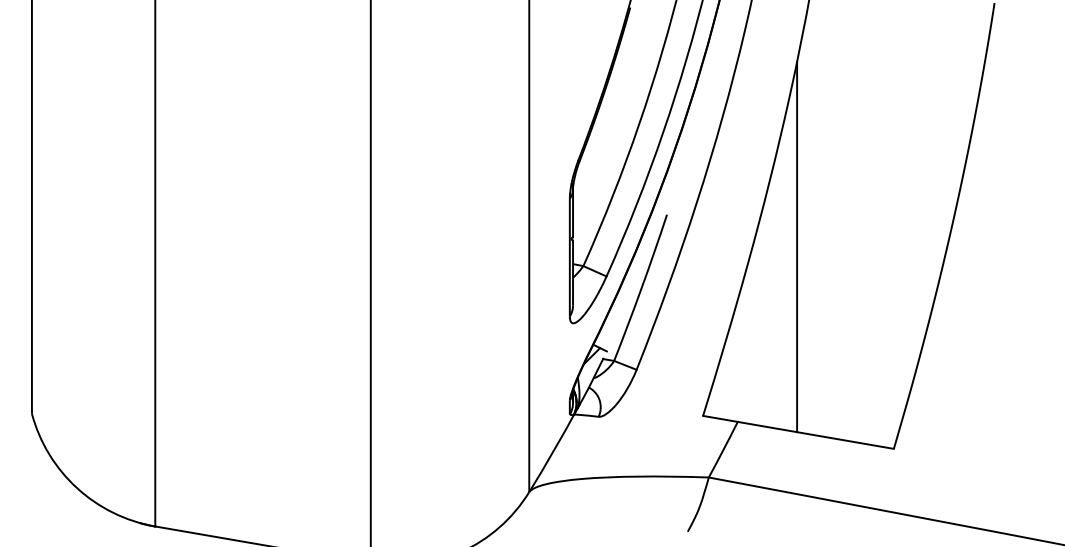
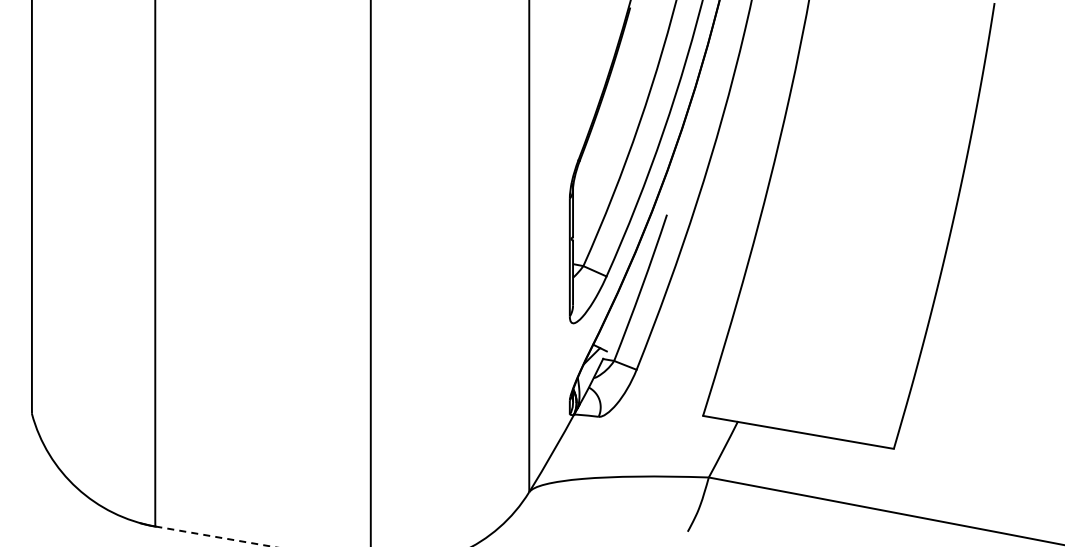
line: present -> none (797, 246)
line: solid -> dashed (214, 536)
